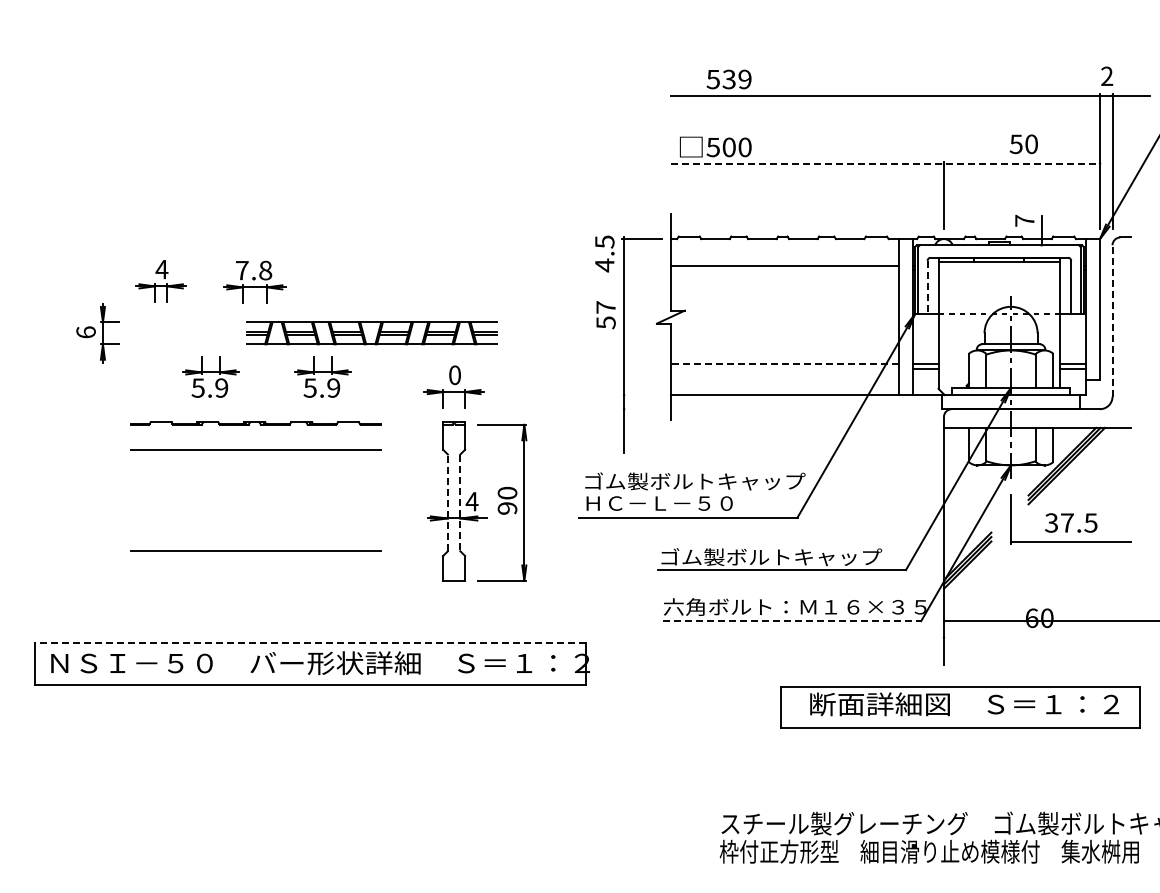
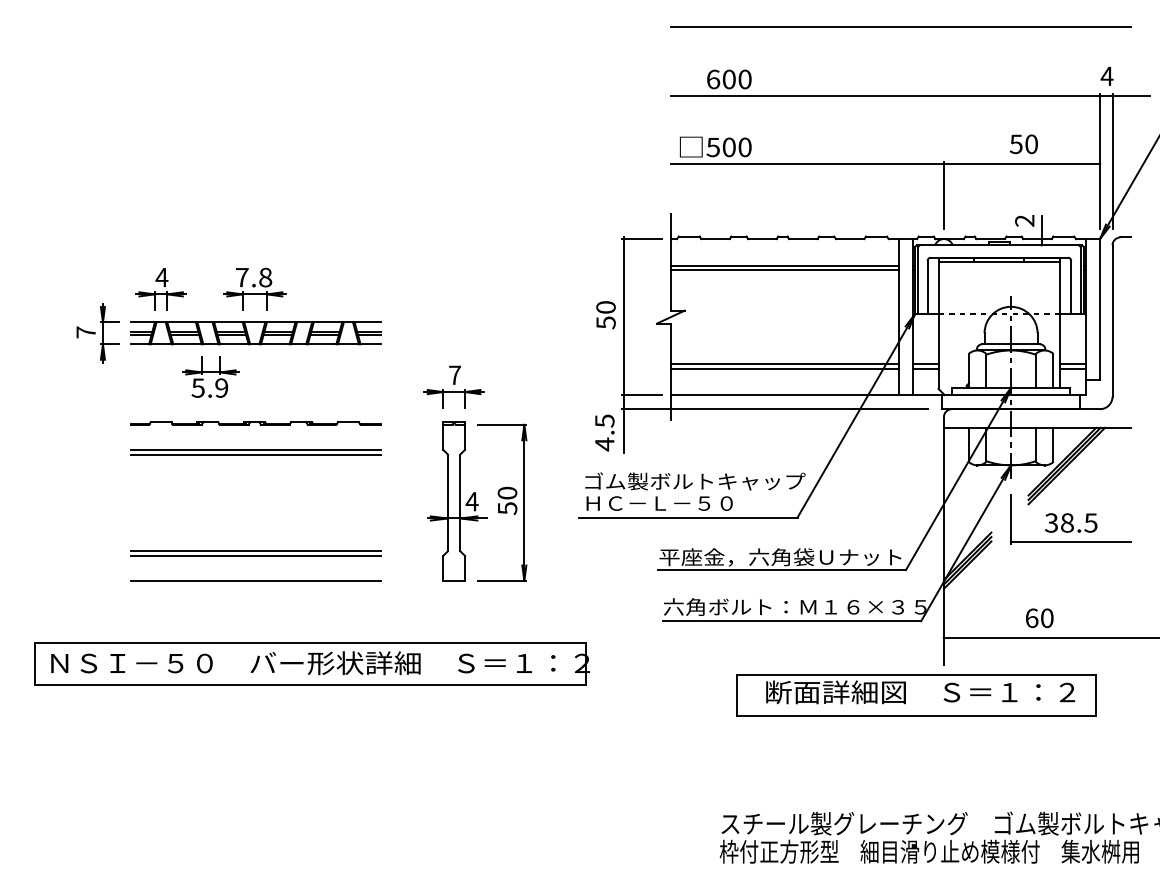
line: none -> present (900, 26)
text: 2 -> 4 (1106, 75)
text: 539 -> 600 (728, 79)
line: dashed -> solid (885, 163)
text: 7 -> 2 (1024, 220)
text position: (604, 253) -> (604, 432) (604, 432)
line: none -> present (784, 270)
part position: (160, 281) -> (160, 289) (160, 289)
part position: (254, 281) -> (254, 288) (254, 288)
line: dashed -> solid (927, 287)
text: 57 -> 50 (605, 307)
line: dashed -> solid (1112, 321)
text: 6 -> 7 (85, 332)
part position: (371, 333) -> (255, 333) (255, 333)
line: dashed -> solid (784, 363)
line: none -> present (784, 368)
text: 0 -> 7 (455, 375)
part: present -> none (322, 376)
line: none -> present (641, 395)
line: none -> present (775, 409)
line: none -> present (255, 454)
line: dashed -> solid (447, 502)
line: dashed -> solid (460, 503)
text: 90 -> 50 (507, 508)
text: 37.5 -> 38.5 (1067, 522)
line: none -> present (255, 555)
text: ゴム製ボルトキャップ -> 平座金，六角袋Ｕナット (780, 557)
line: none -> present (255, 580)
line position: (1049, 620) -> (1049, 637) (1049, 637)
line: dashed -> solid (792, 621)
line: dashed -> solid (310, 643)
part position: (960, 707) -> (916, 695) (916, 695)
